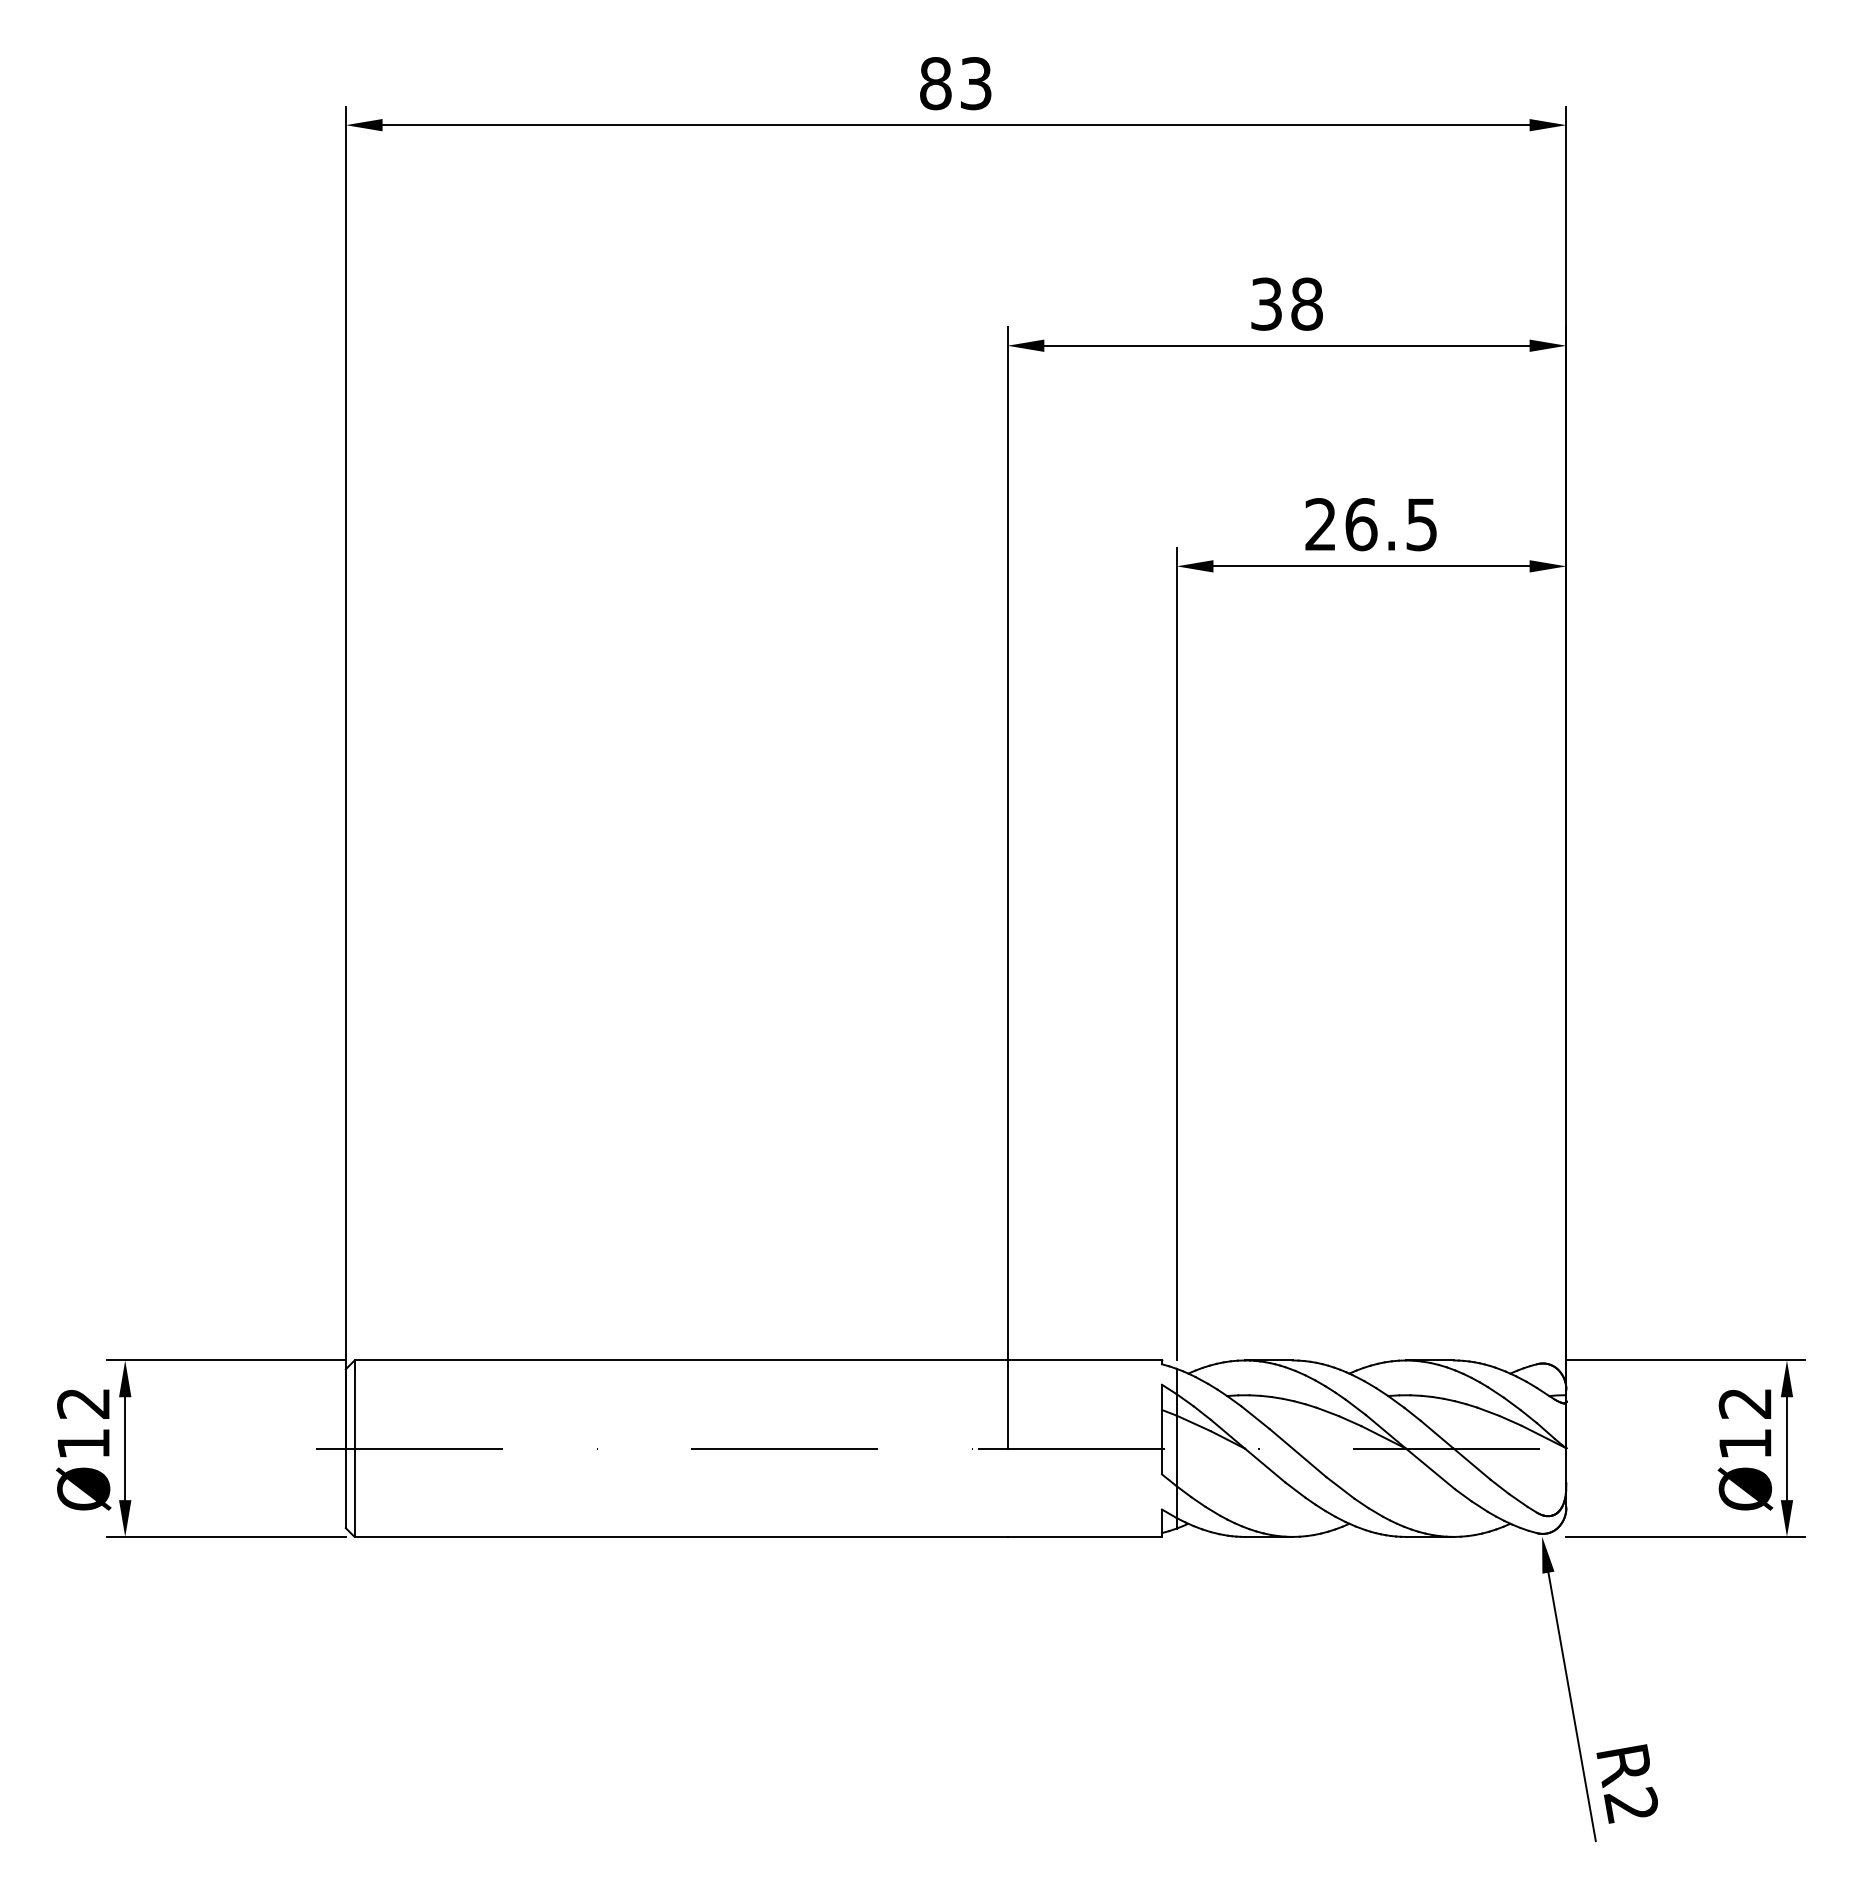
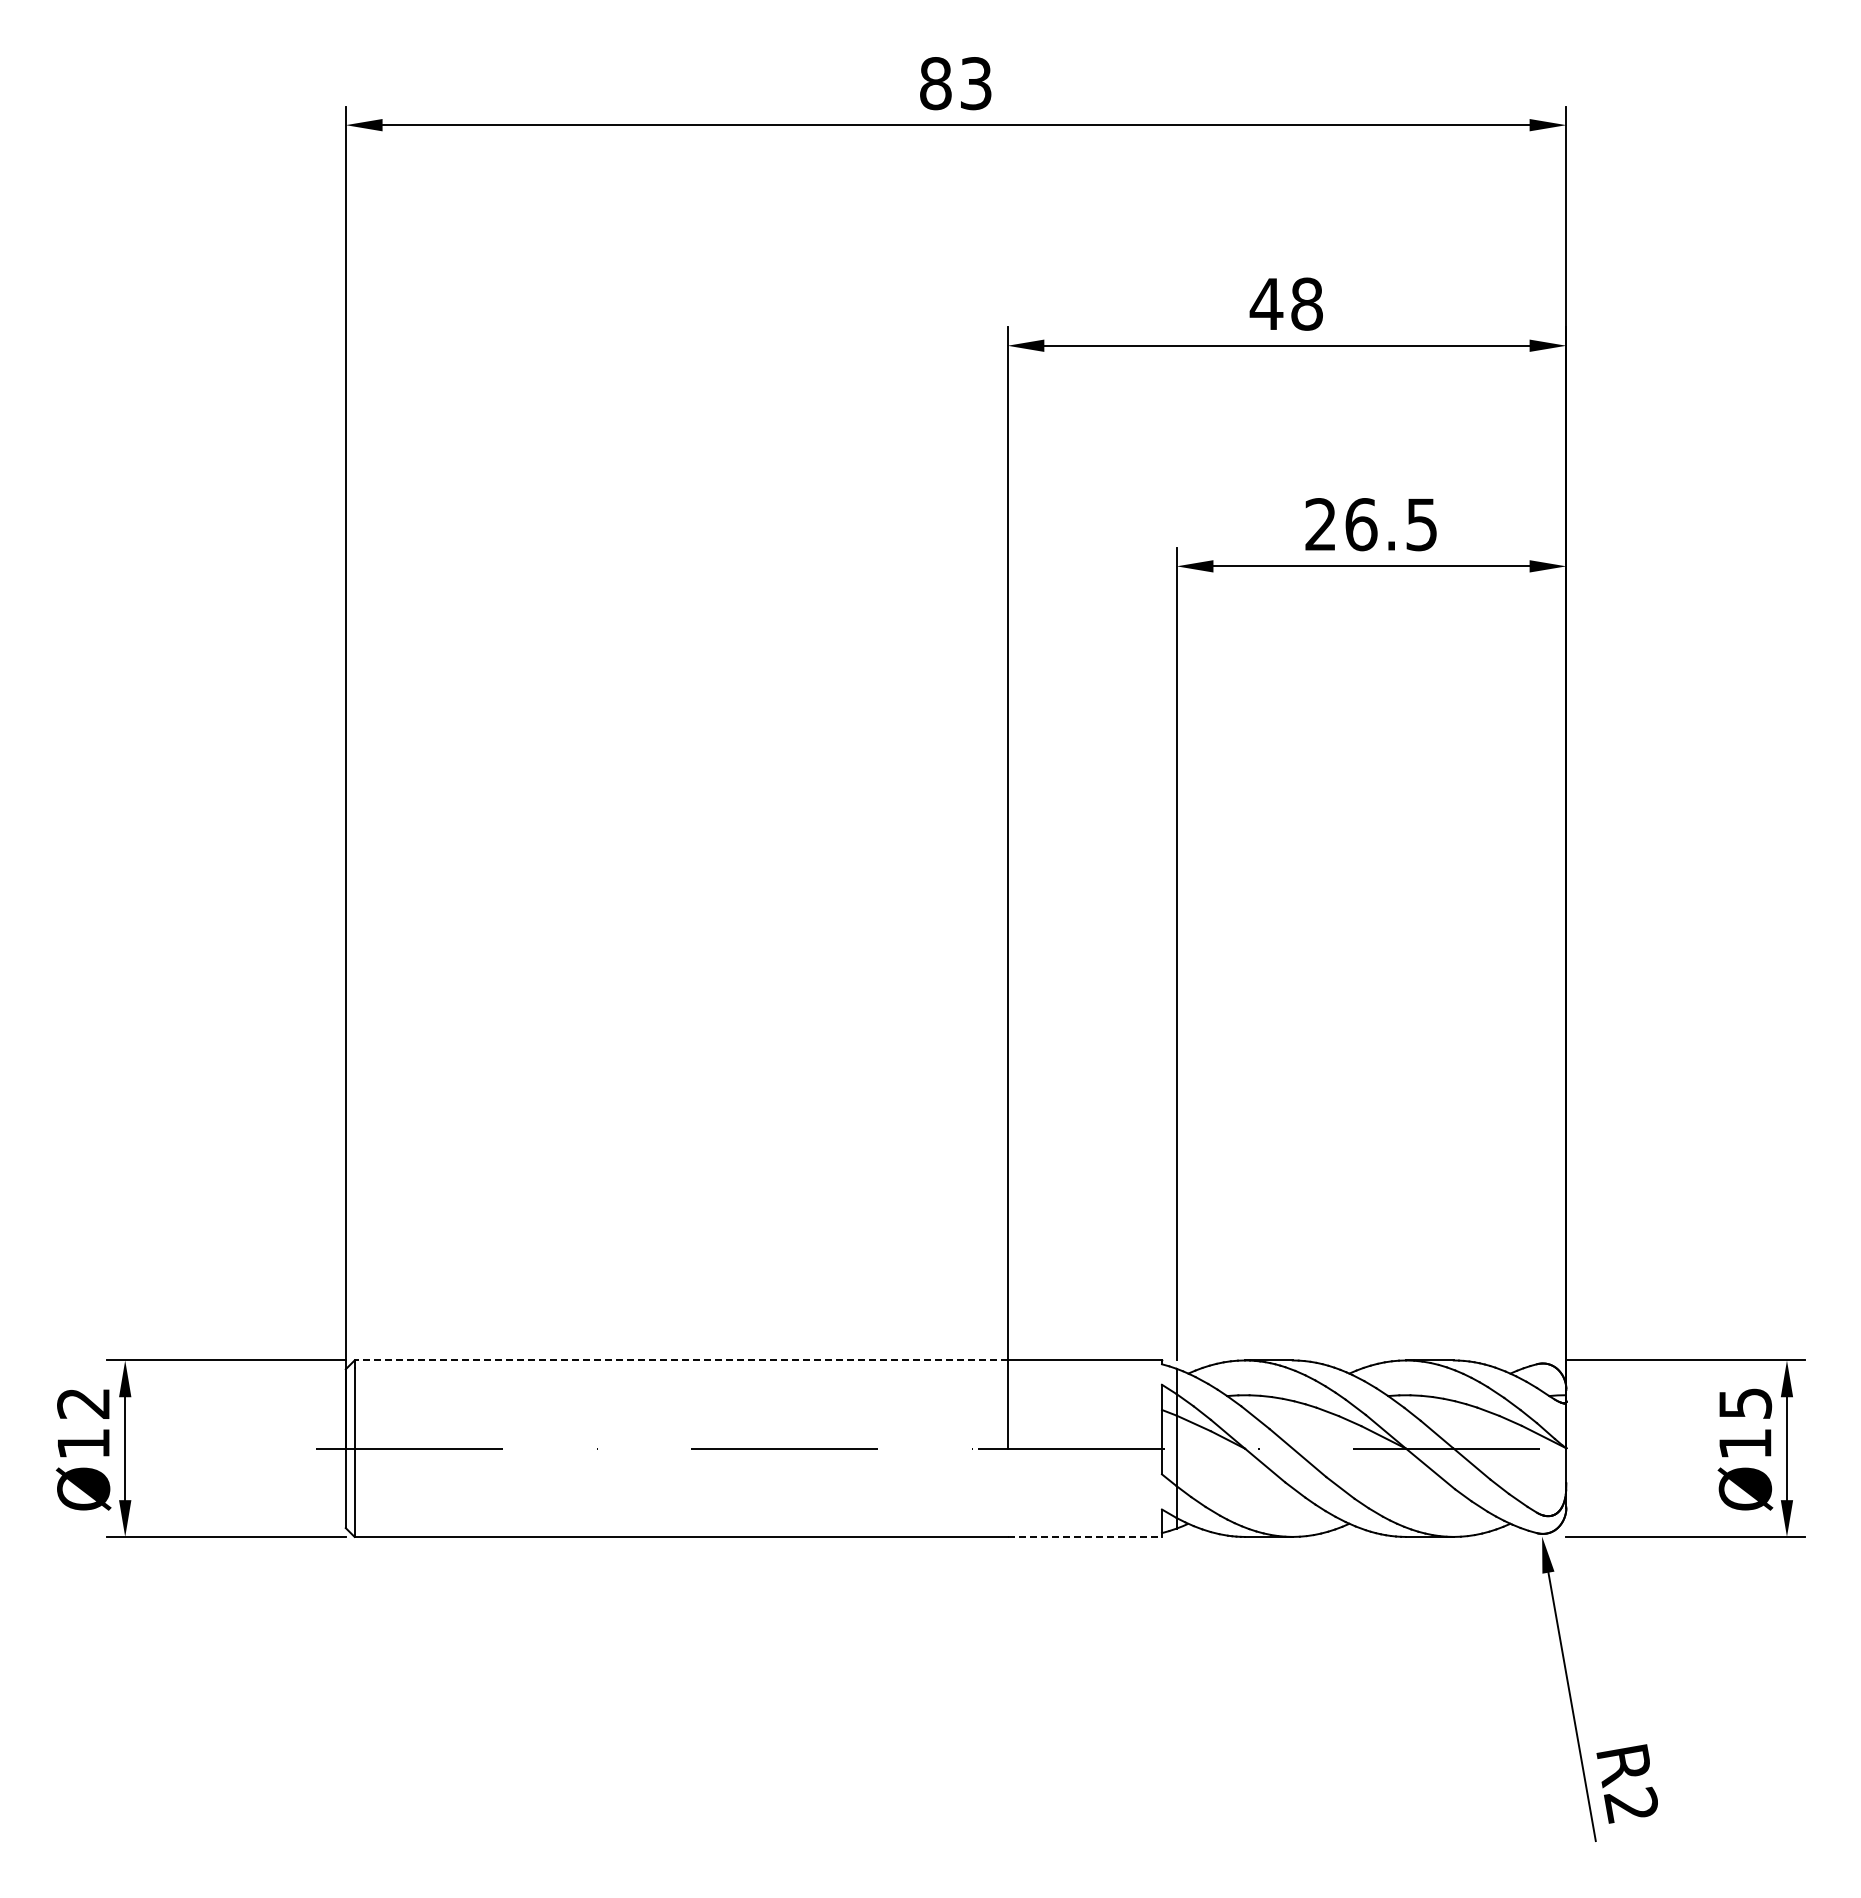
text: 38 -> 48 (1266, 303)
line: solid -> dashed (680, 1360)
text: Ø12 -> Ø15 (1745, 1403)
line: solid -> dashed (1085, 1536)
